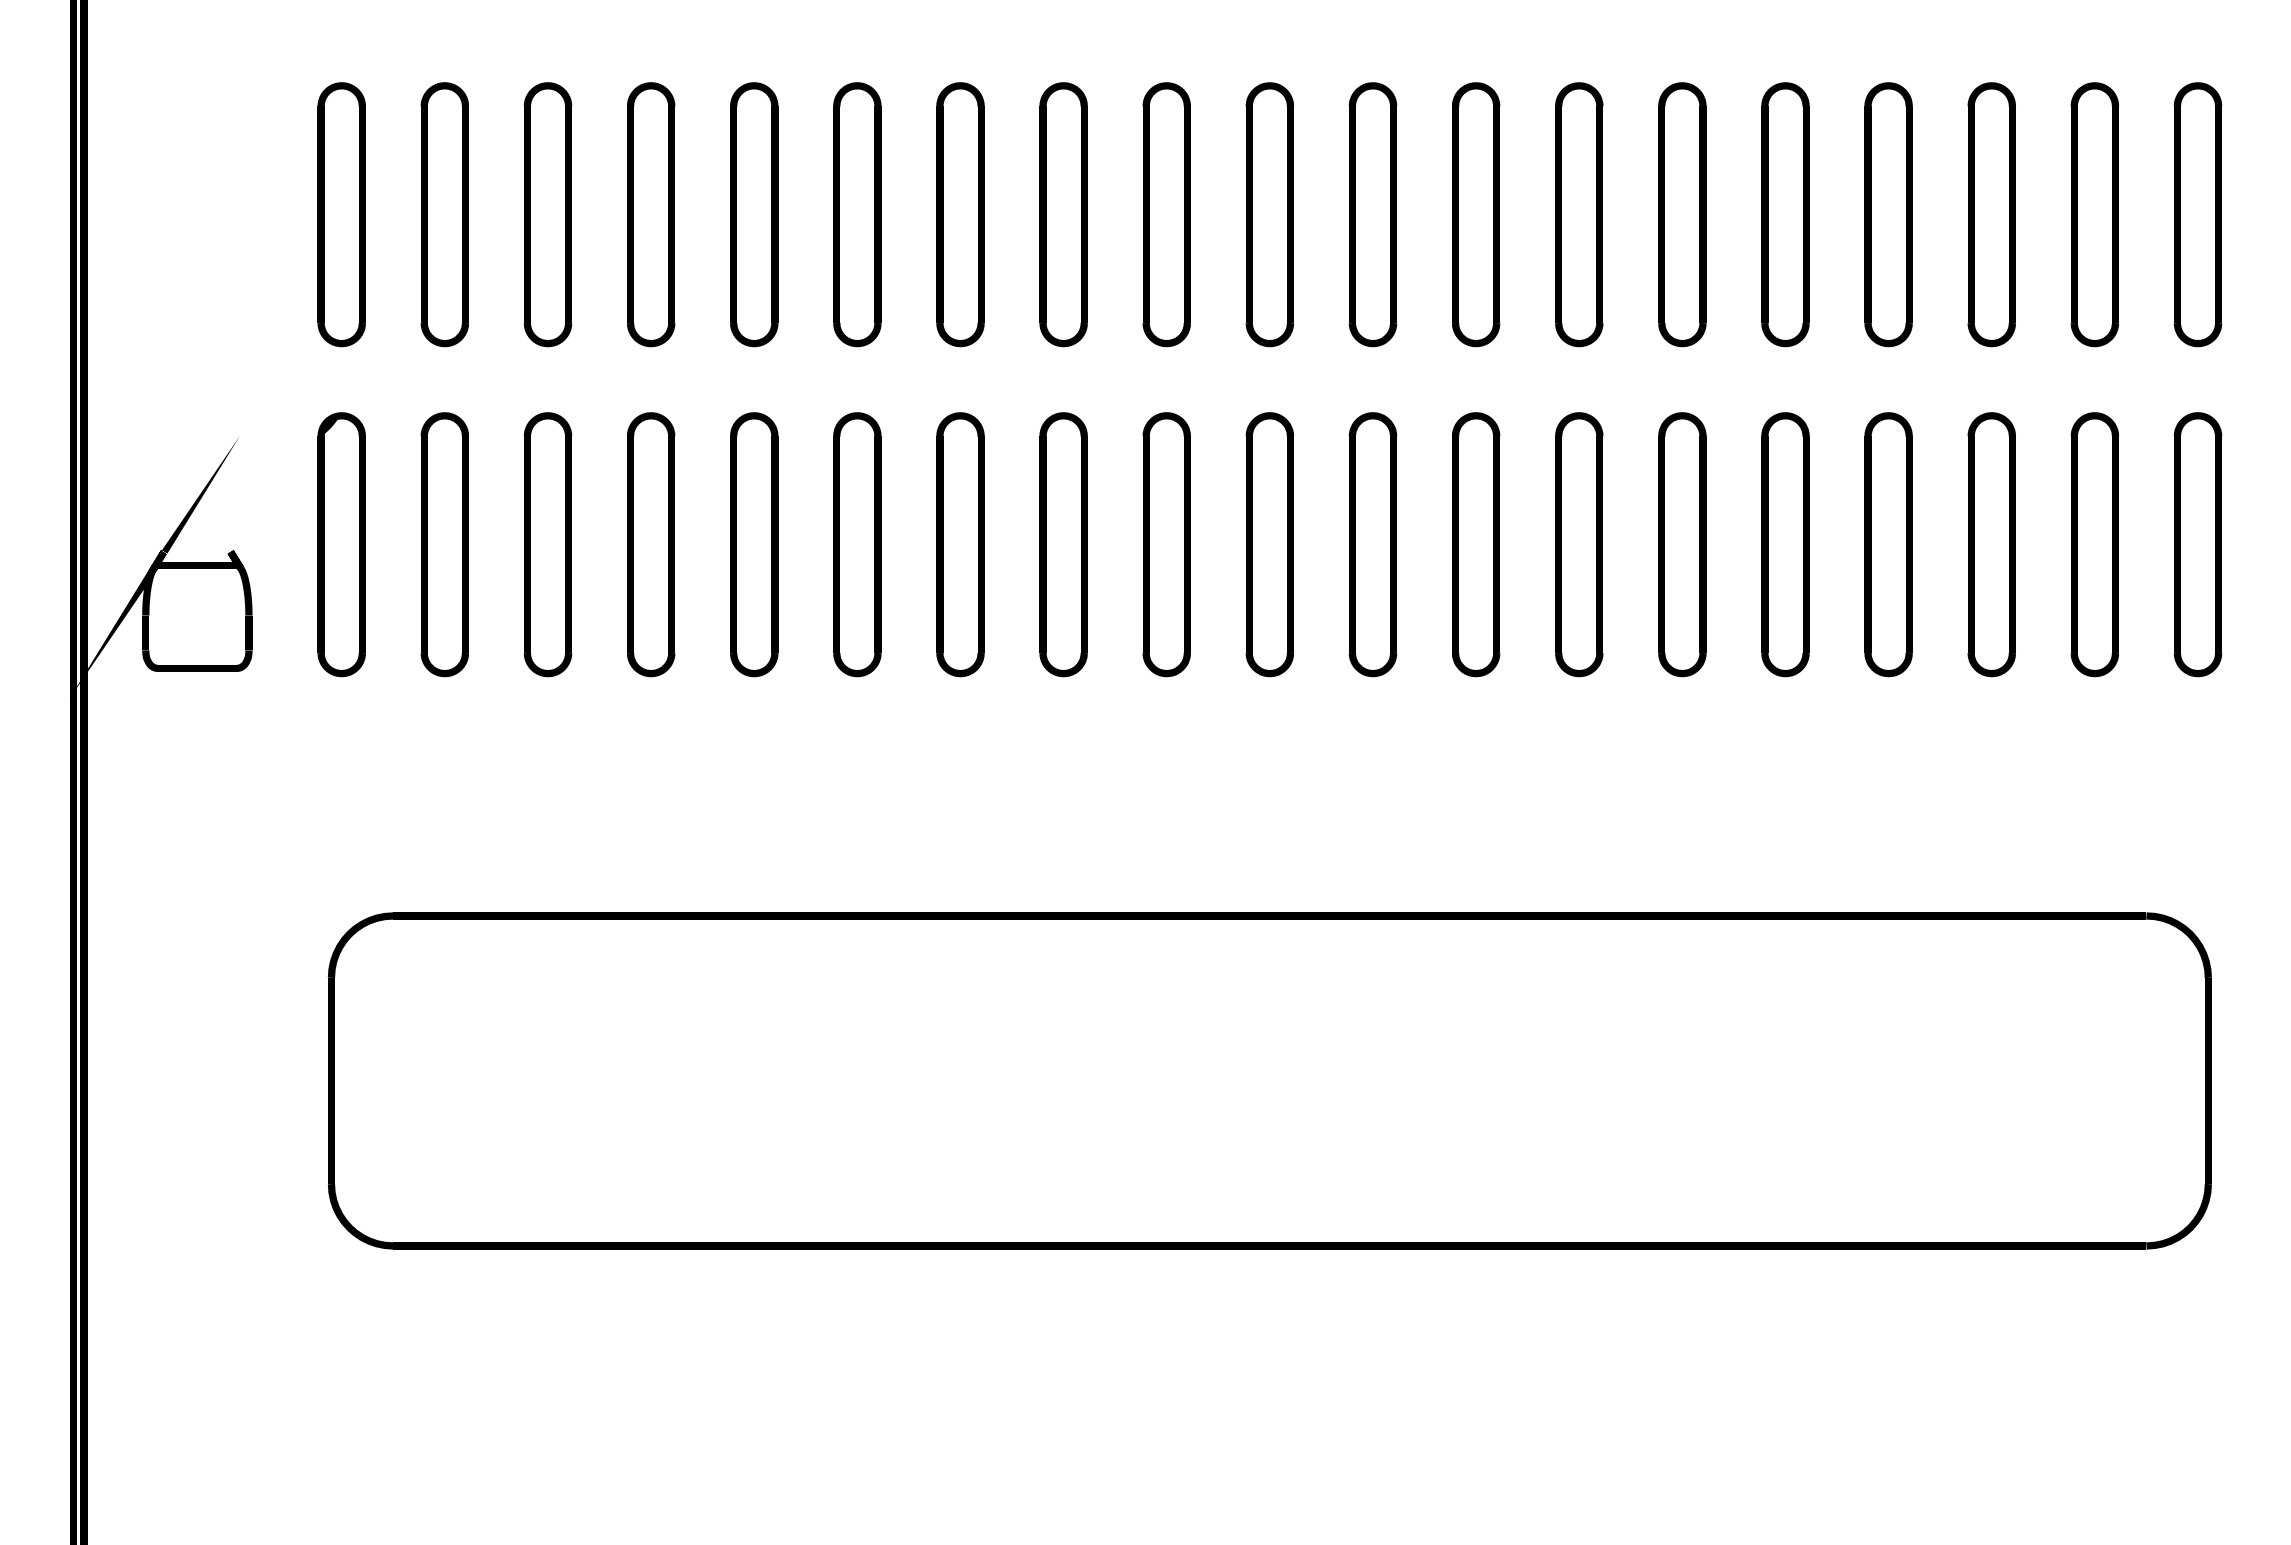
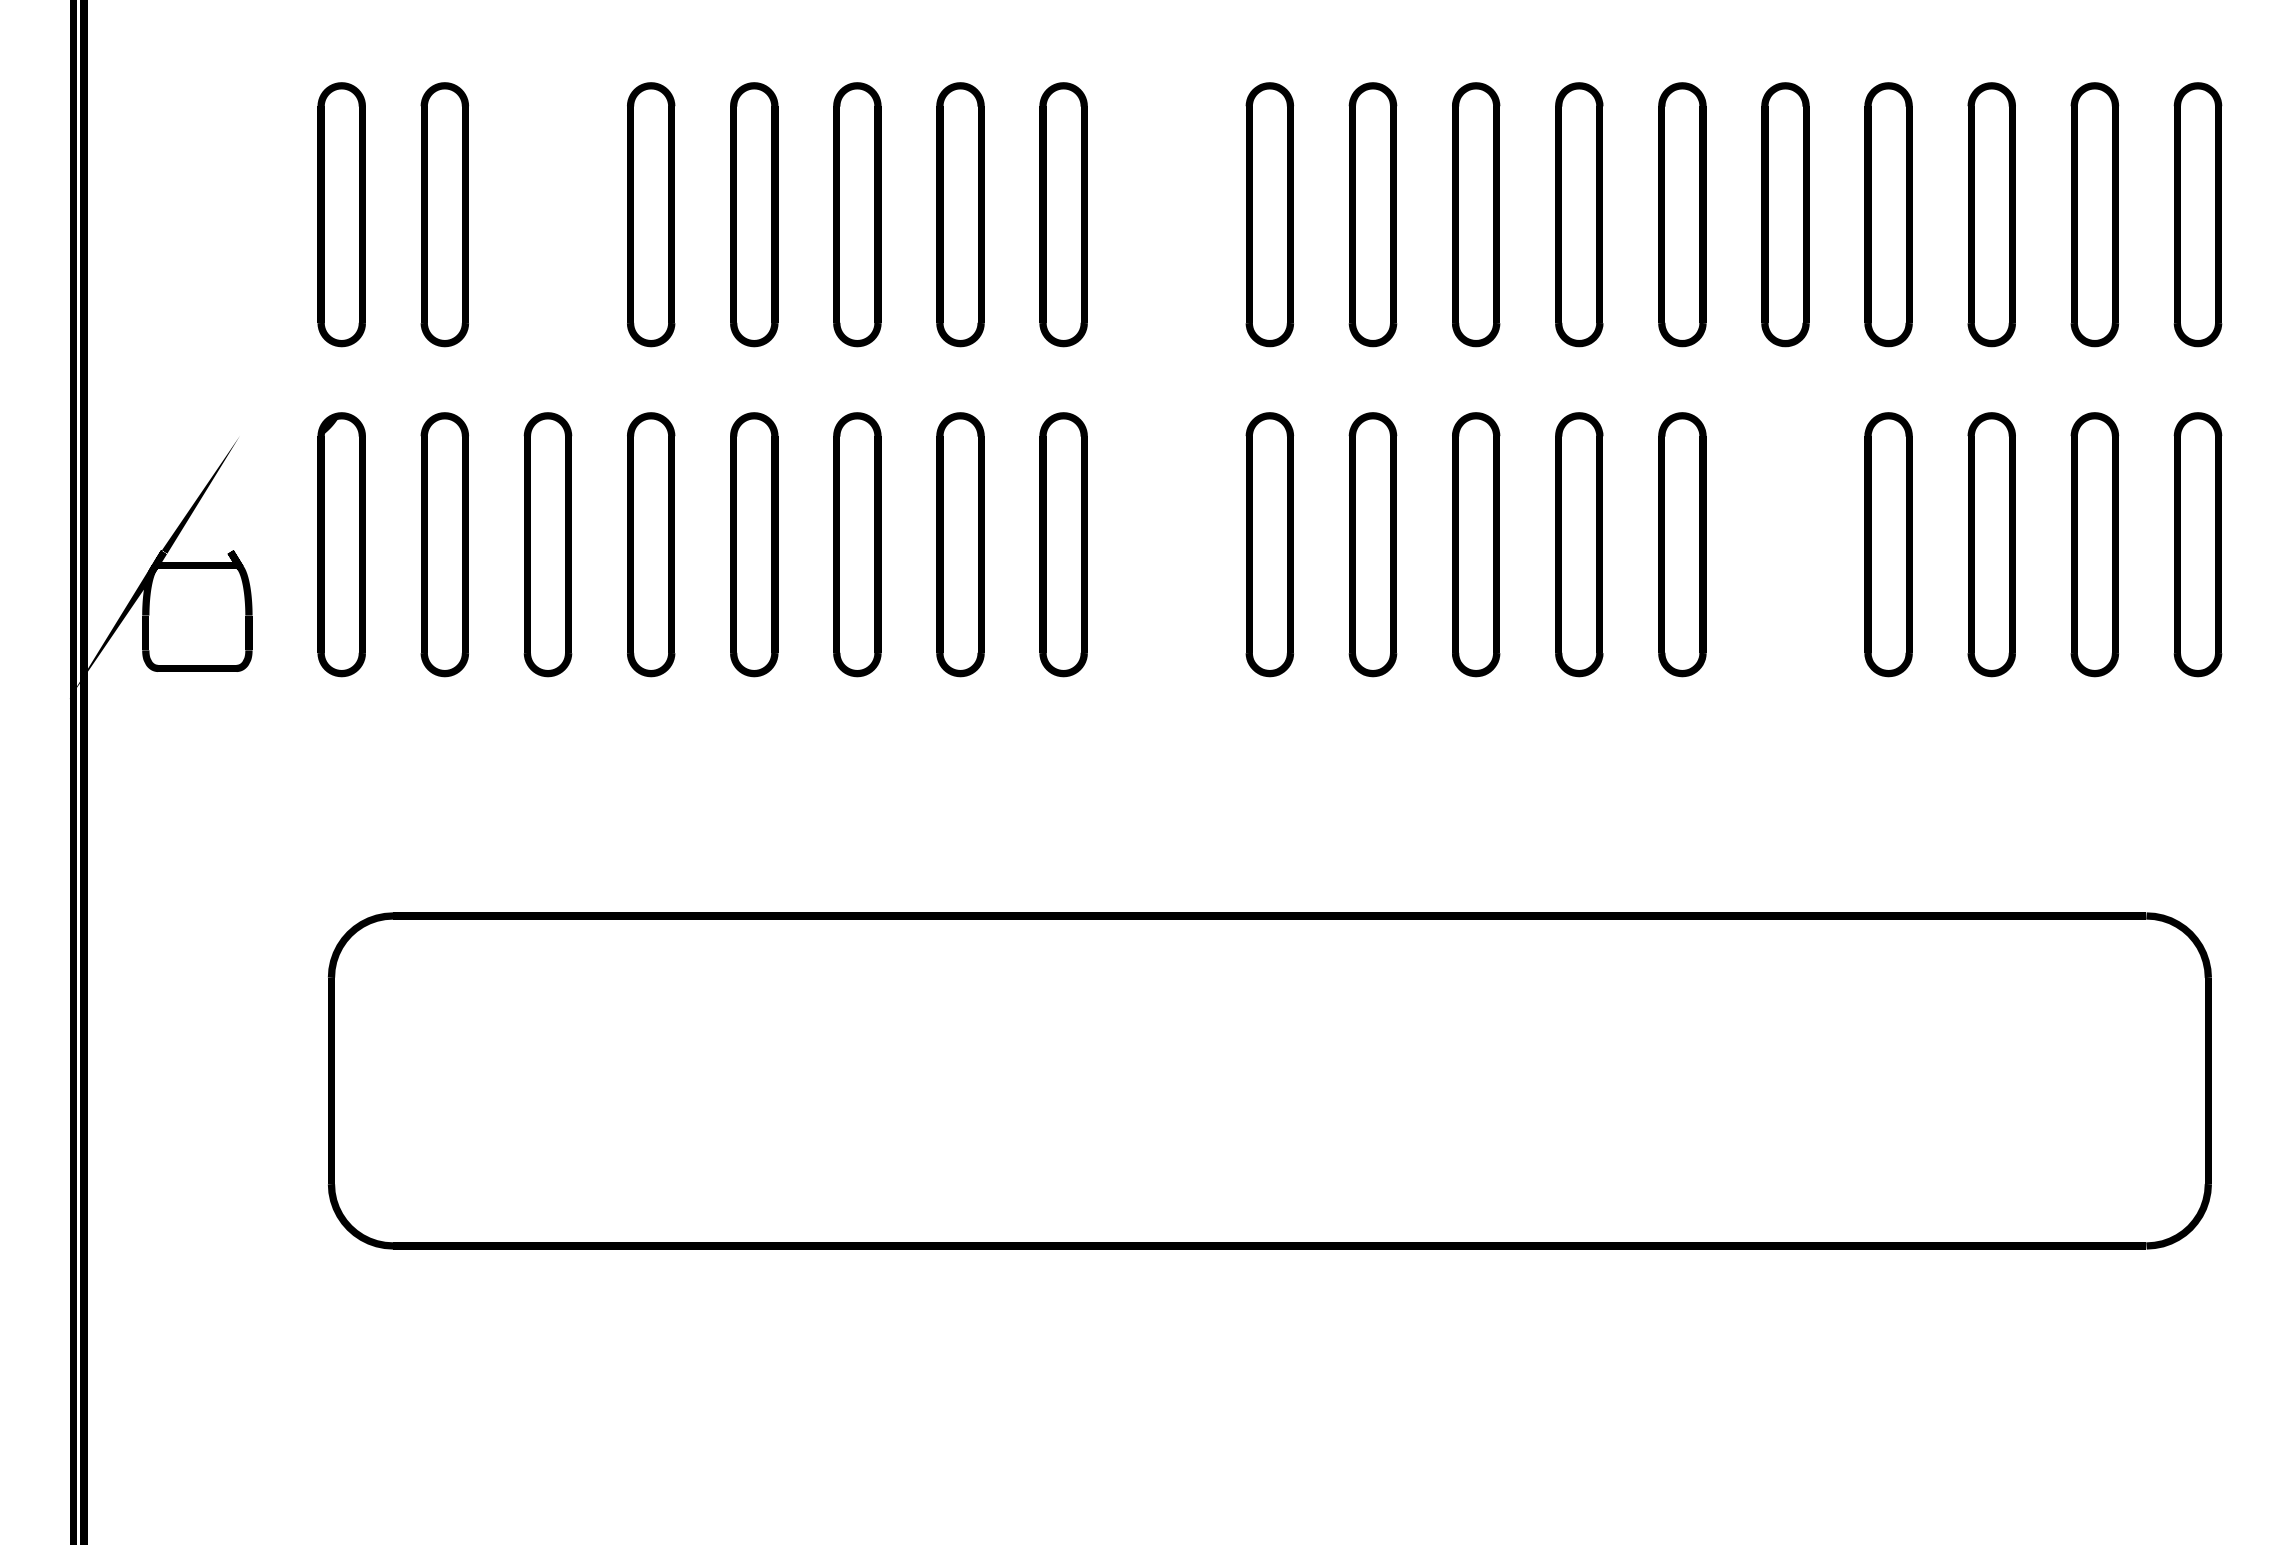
part: present -> none (547, 214)
part: present -> none (1166, 214)
part: present -> none (1166, 544)
part: present -> none (1785, 544)
